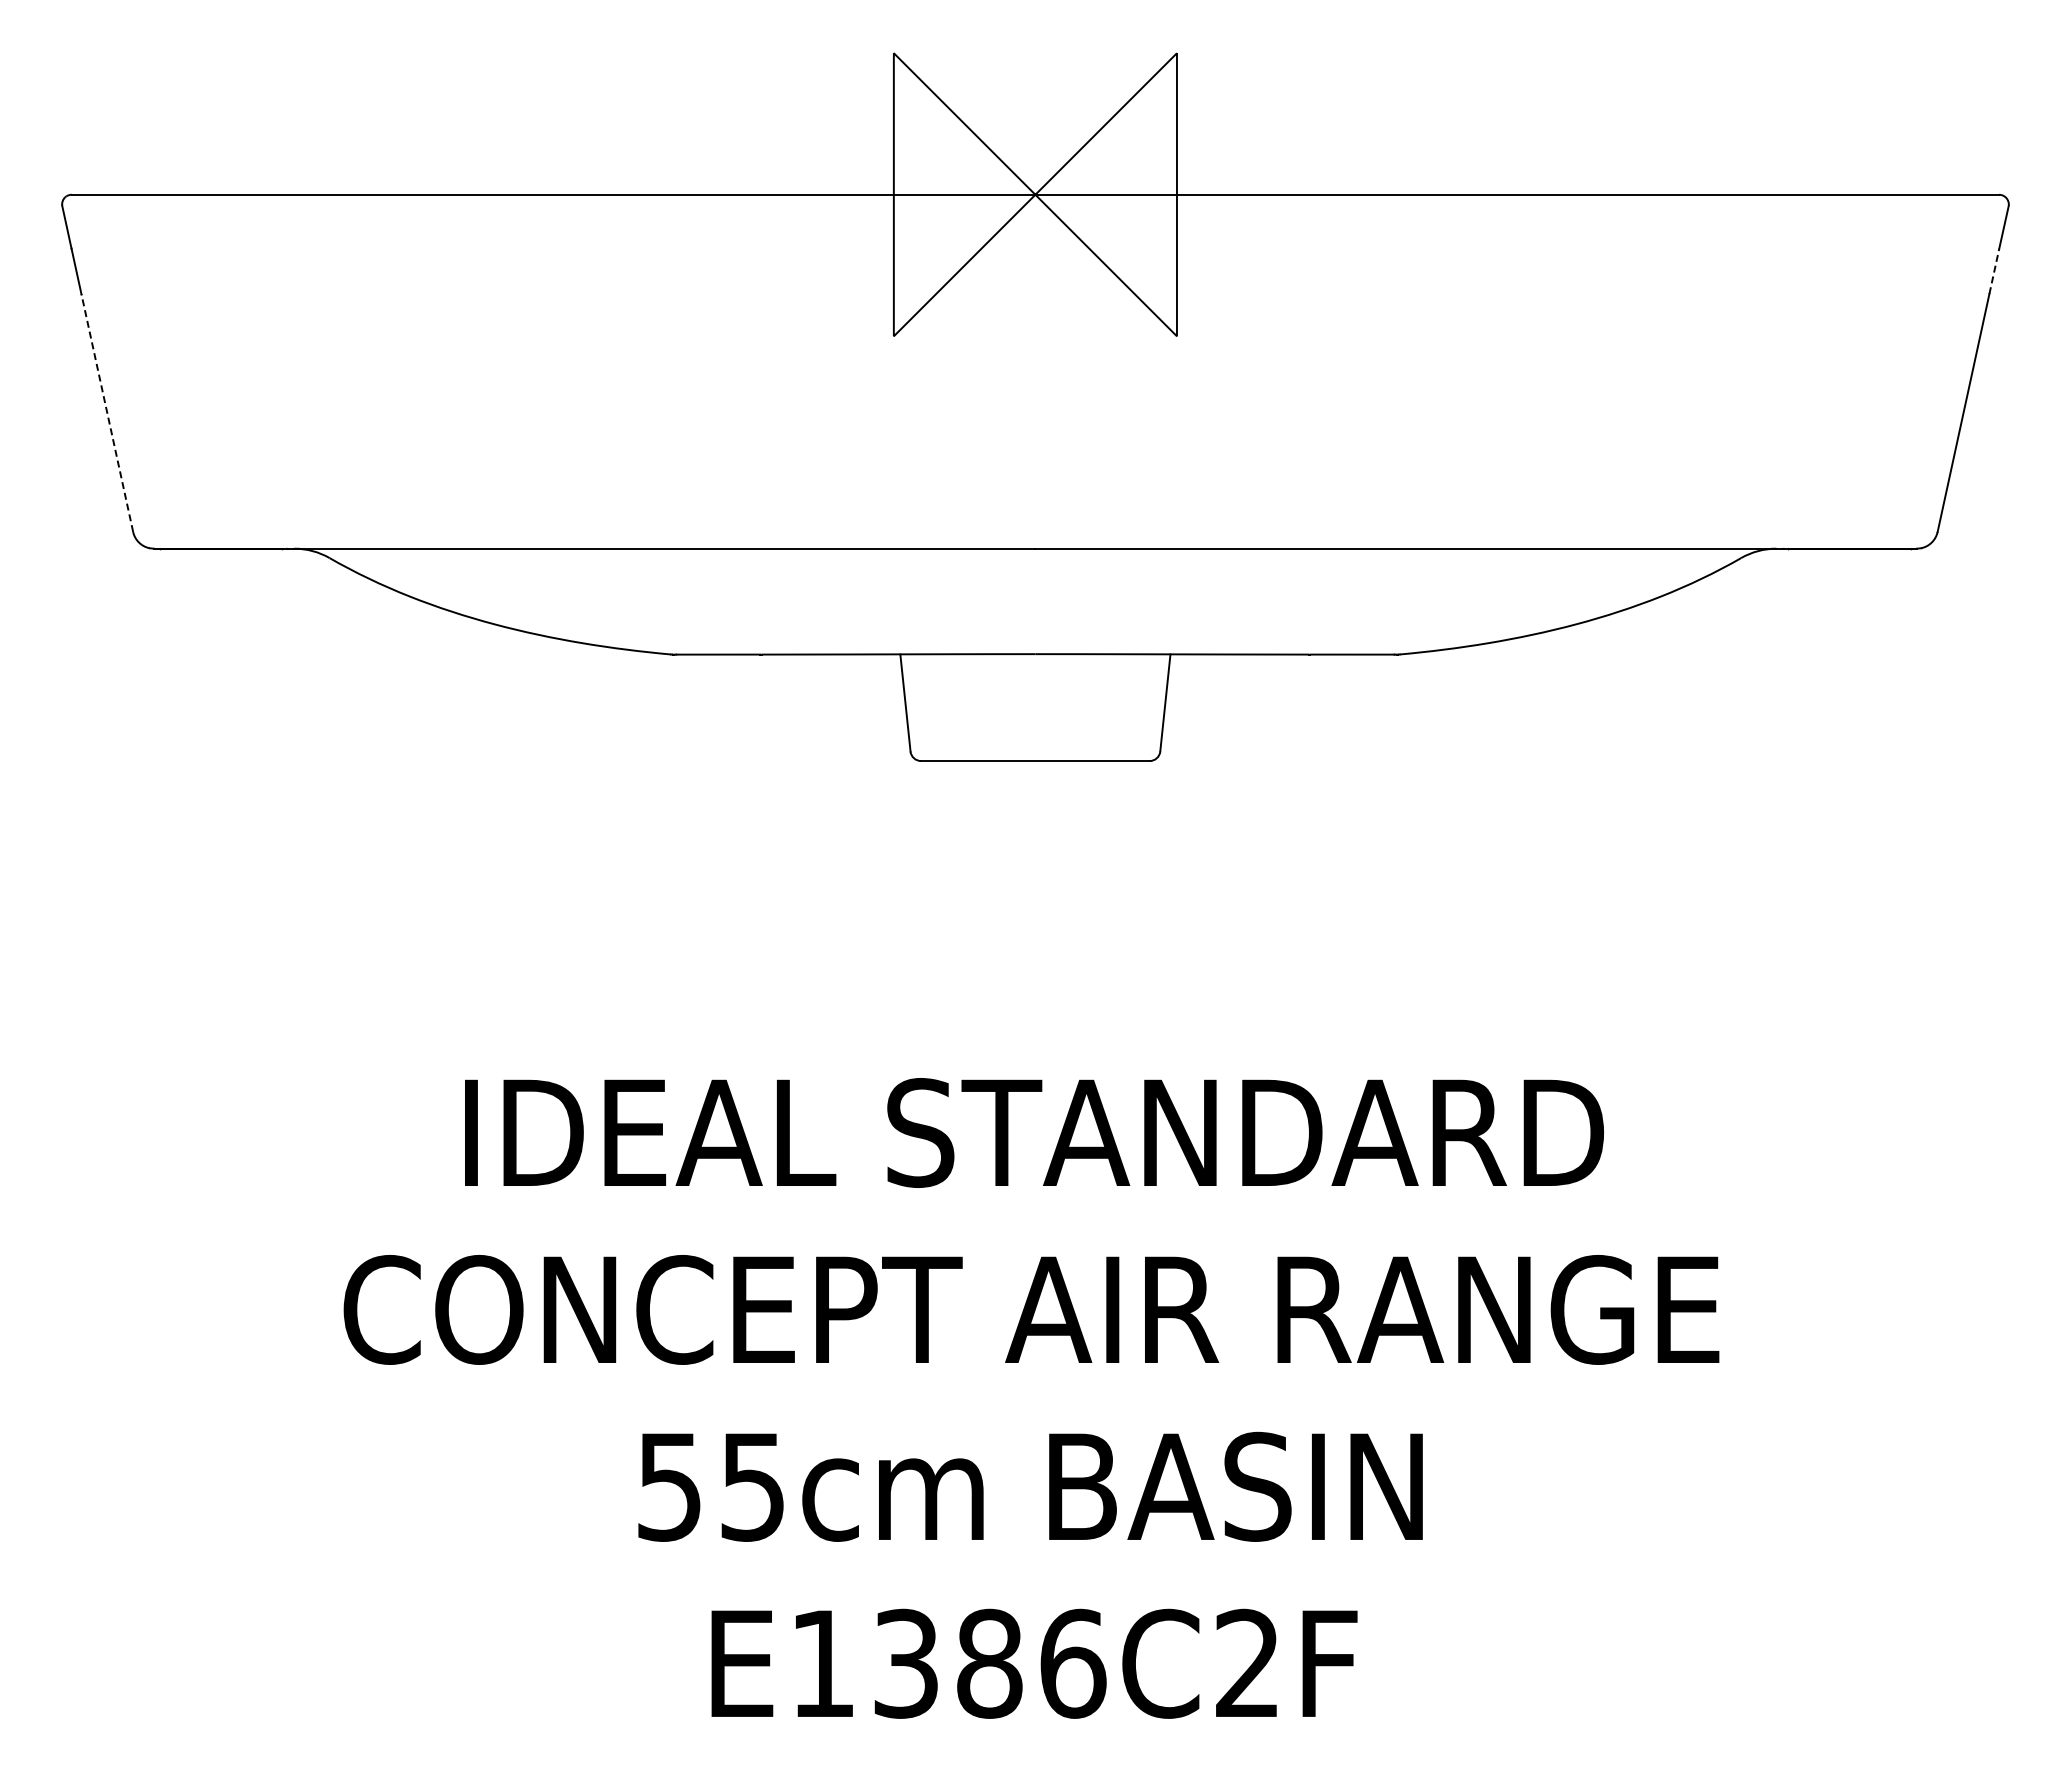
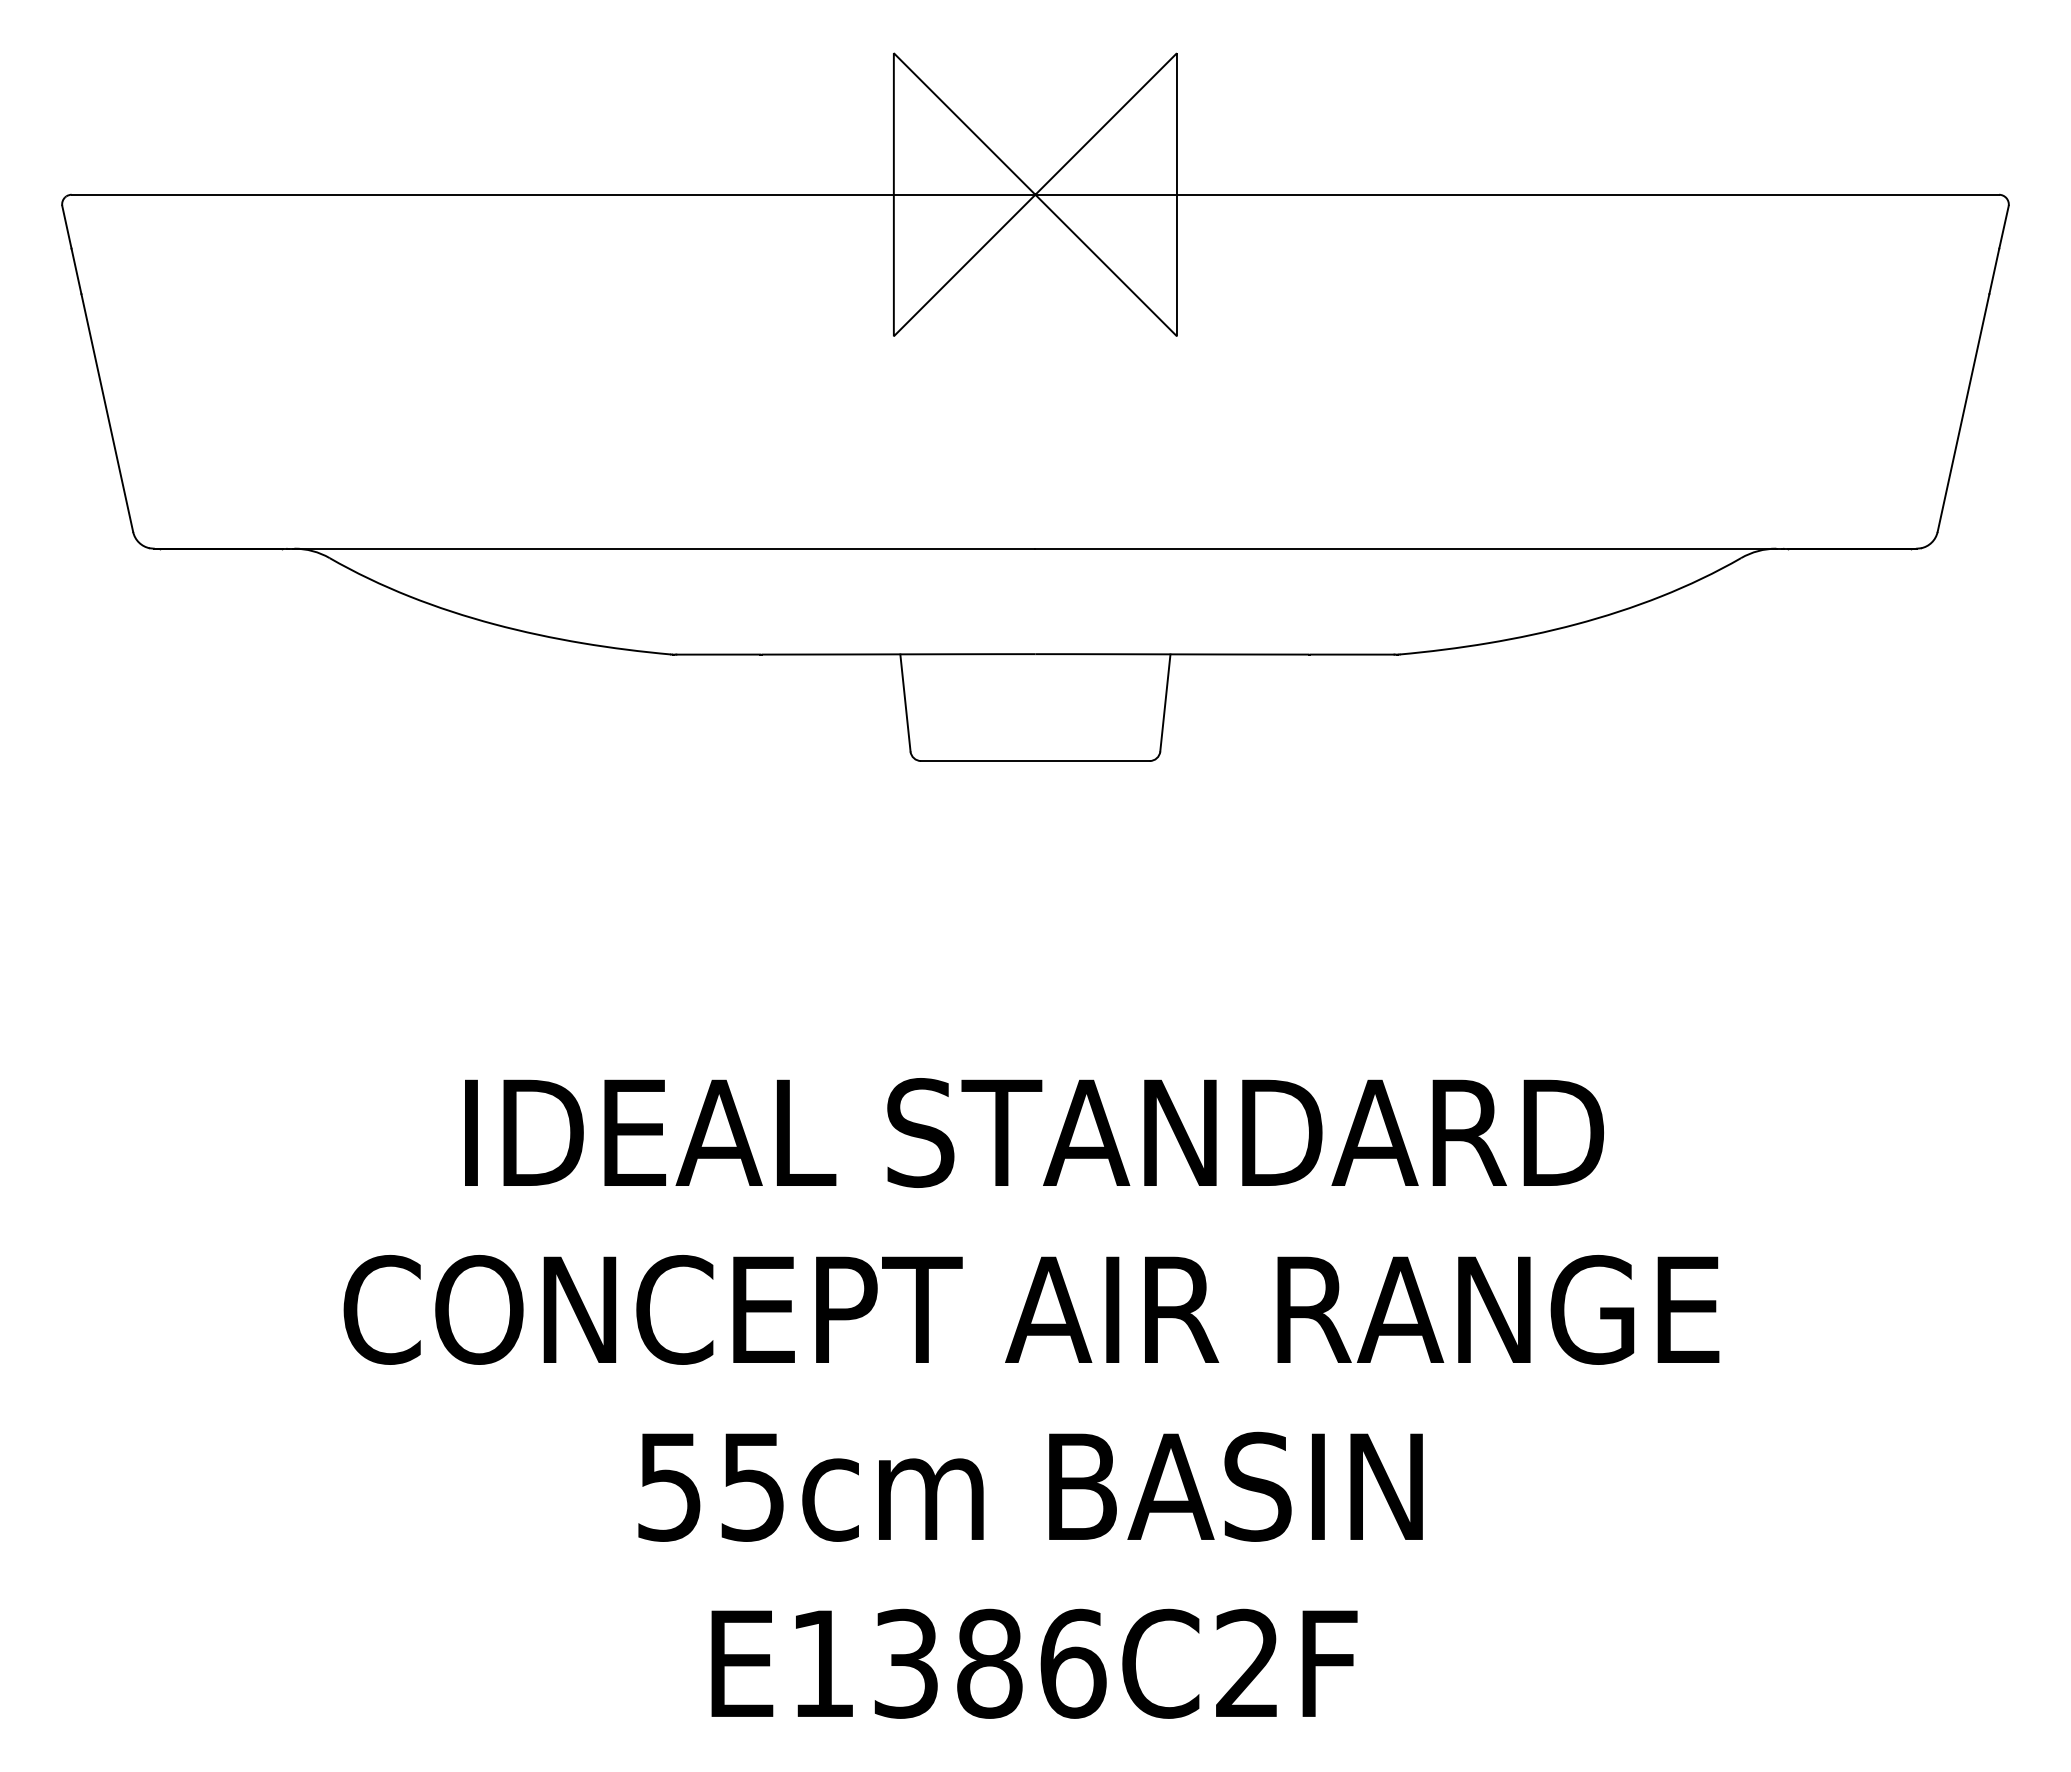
line: dashed -> solid (1994, 270)
line: dashed -> solid (107, 413)
